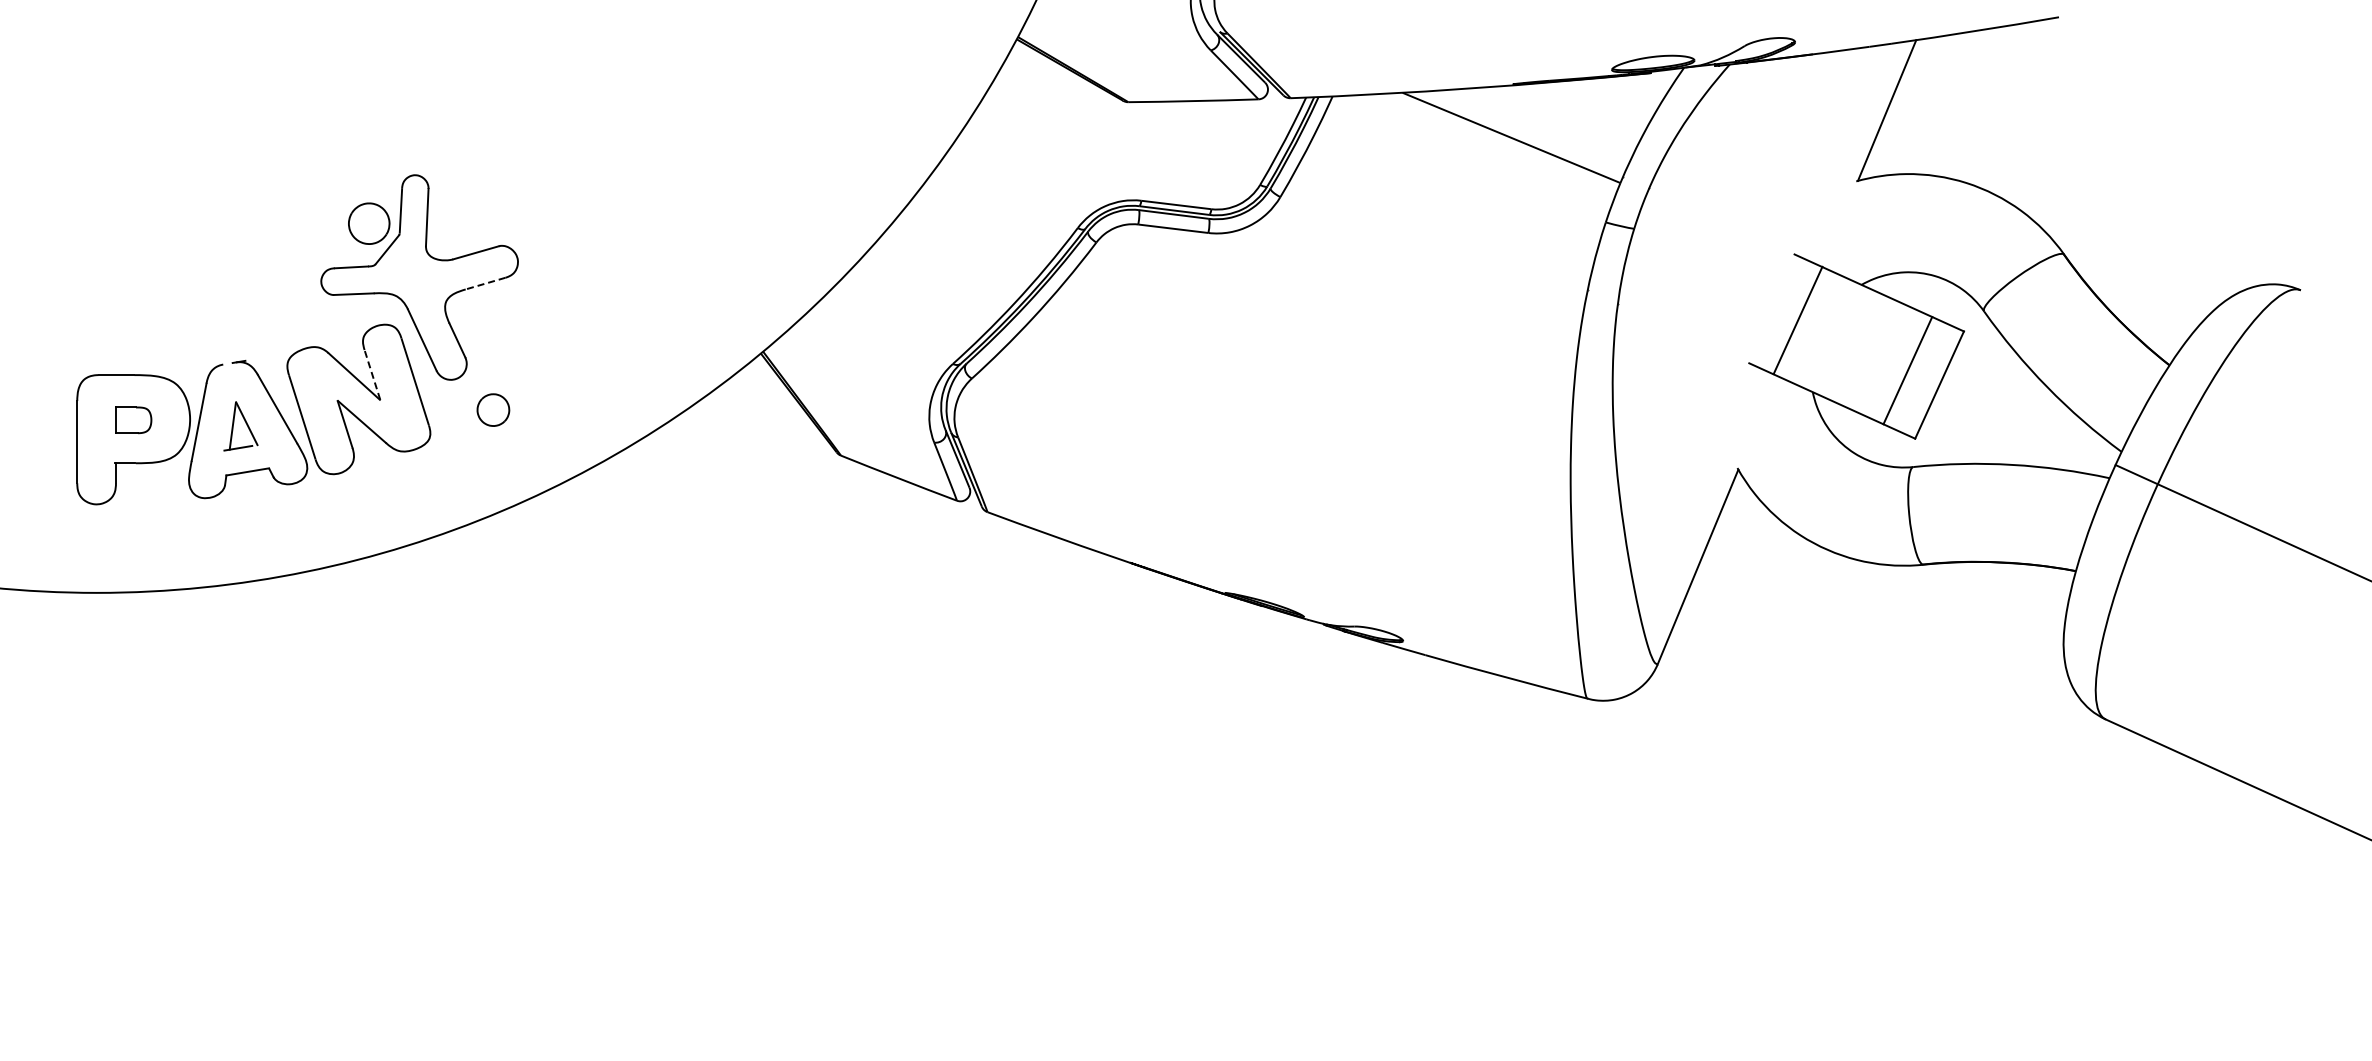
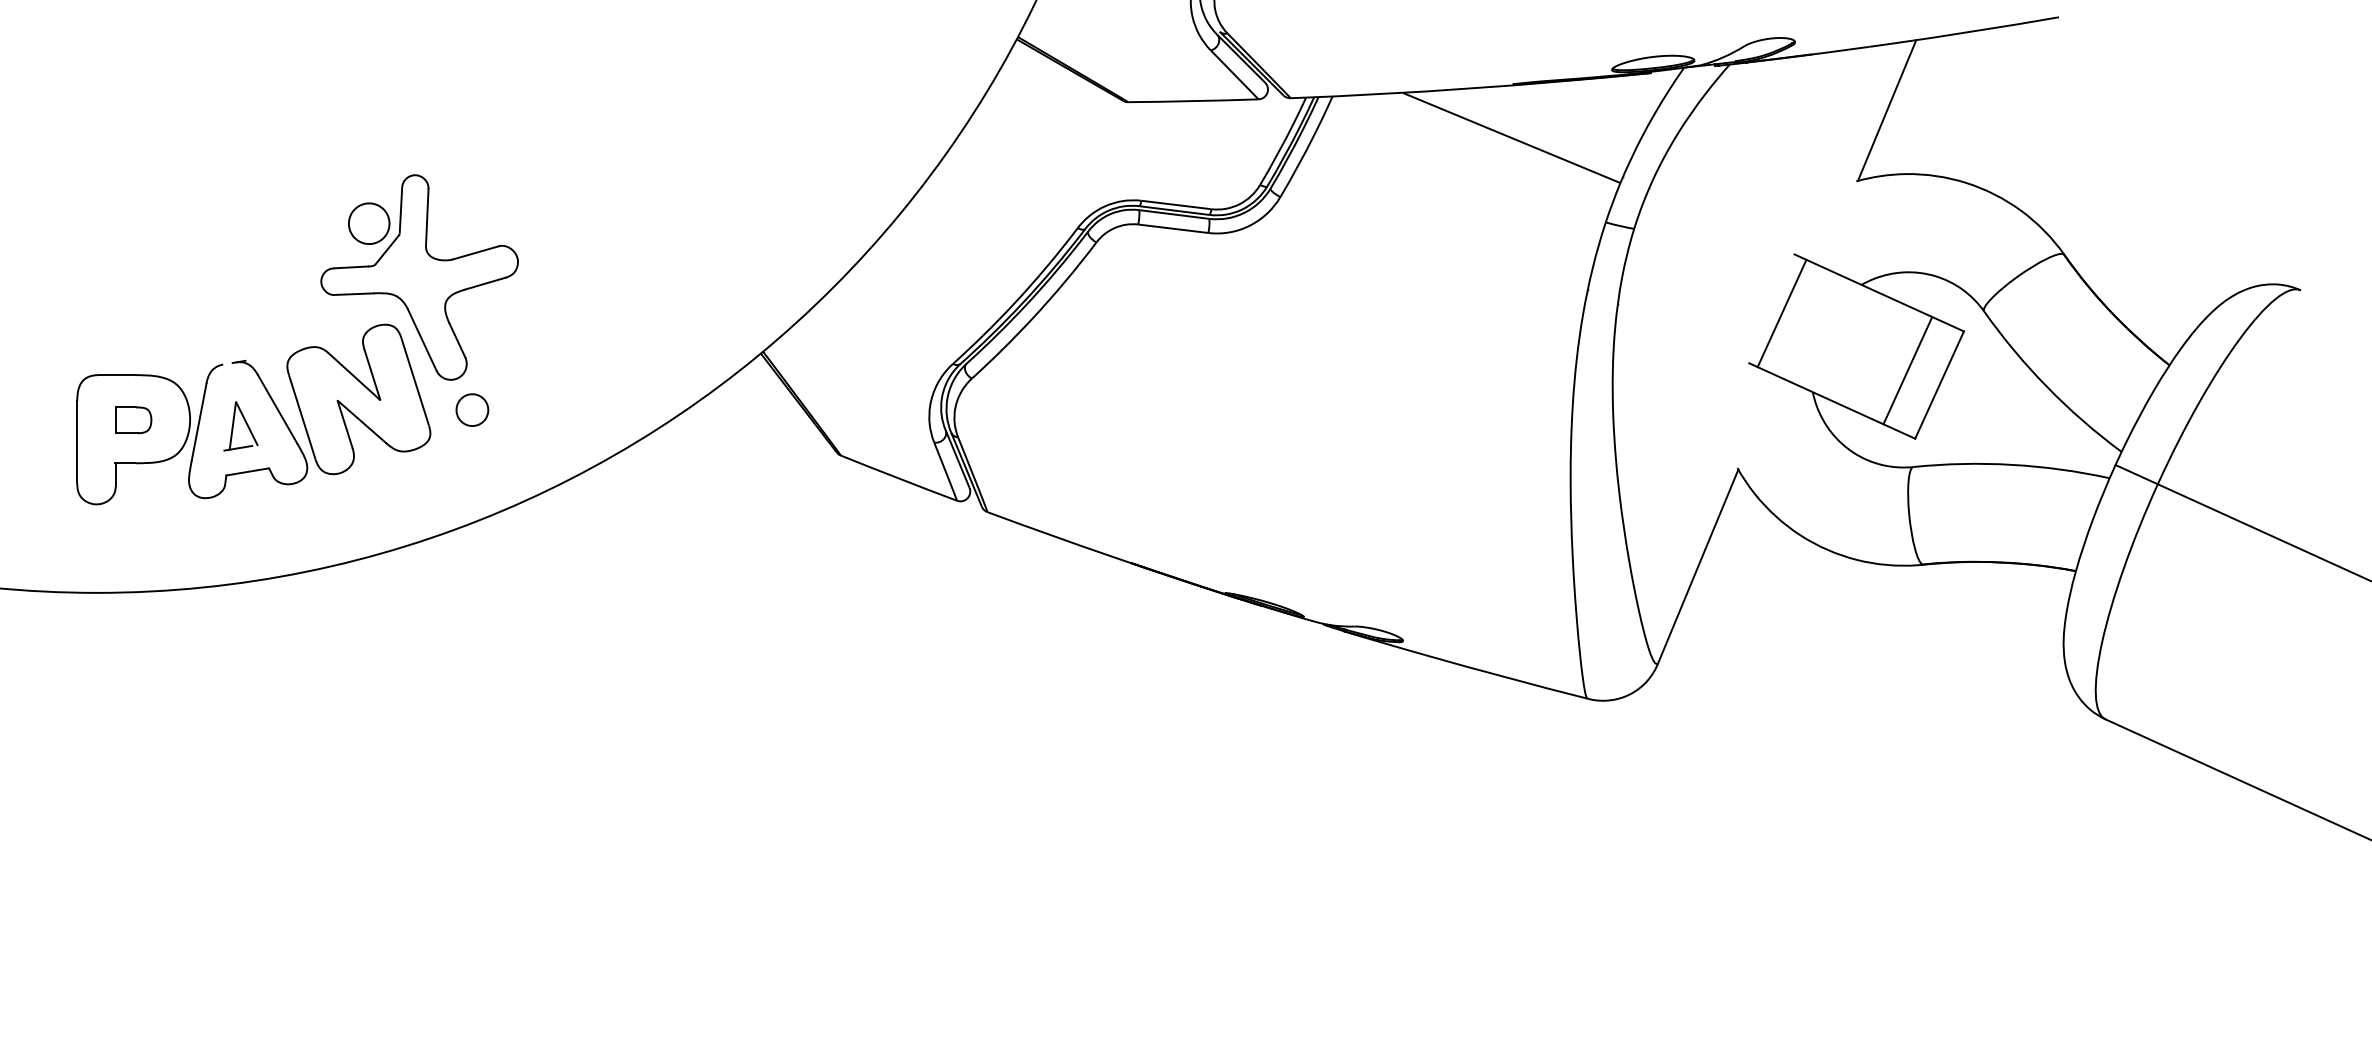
line: dashed -> solid (485, 283)
line position: (1797, 320) -> (1781, 313) (1781, 313)
line: dashed -> solid (372, 374)
part position: (493, 409) -> (472, 409) (472, 409)
